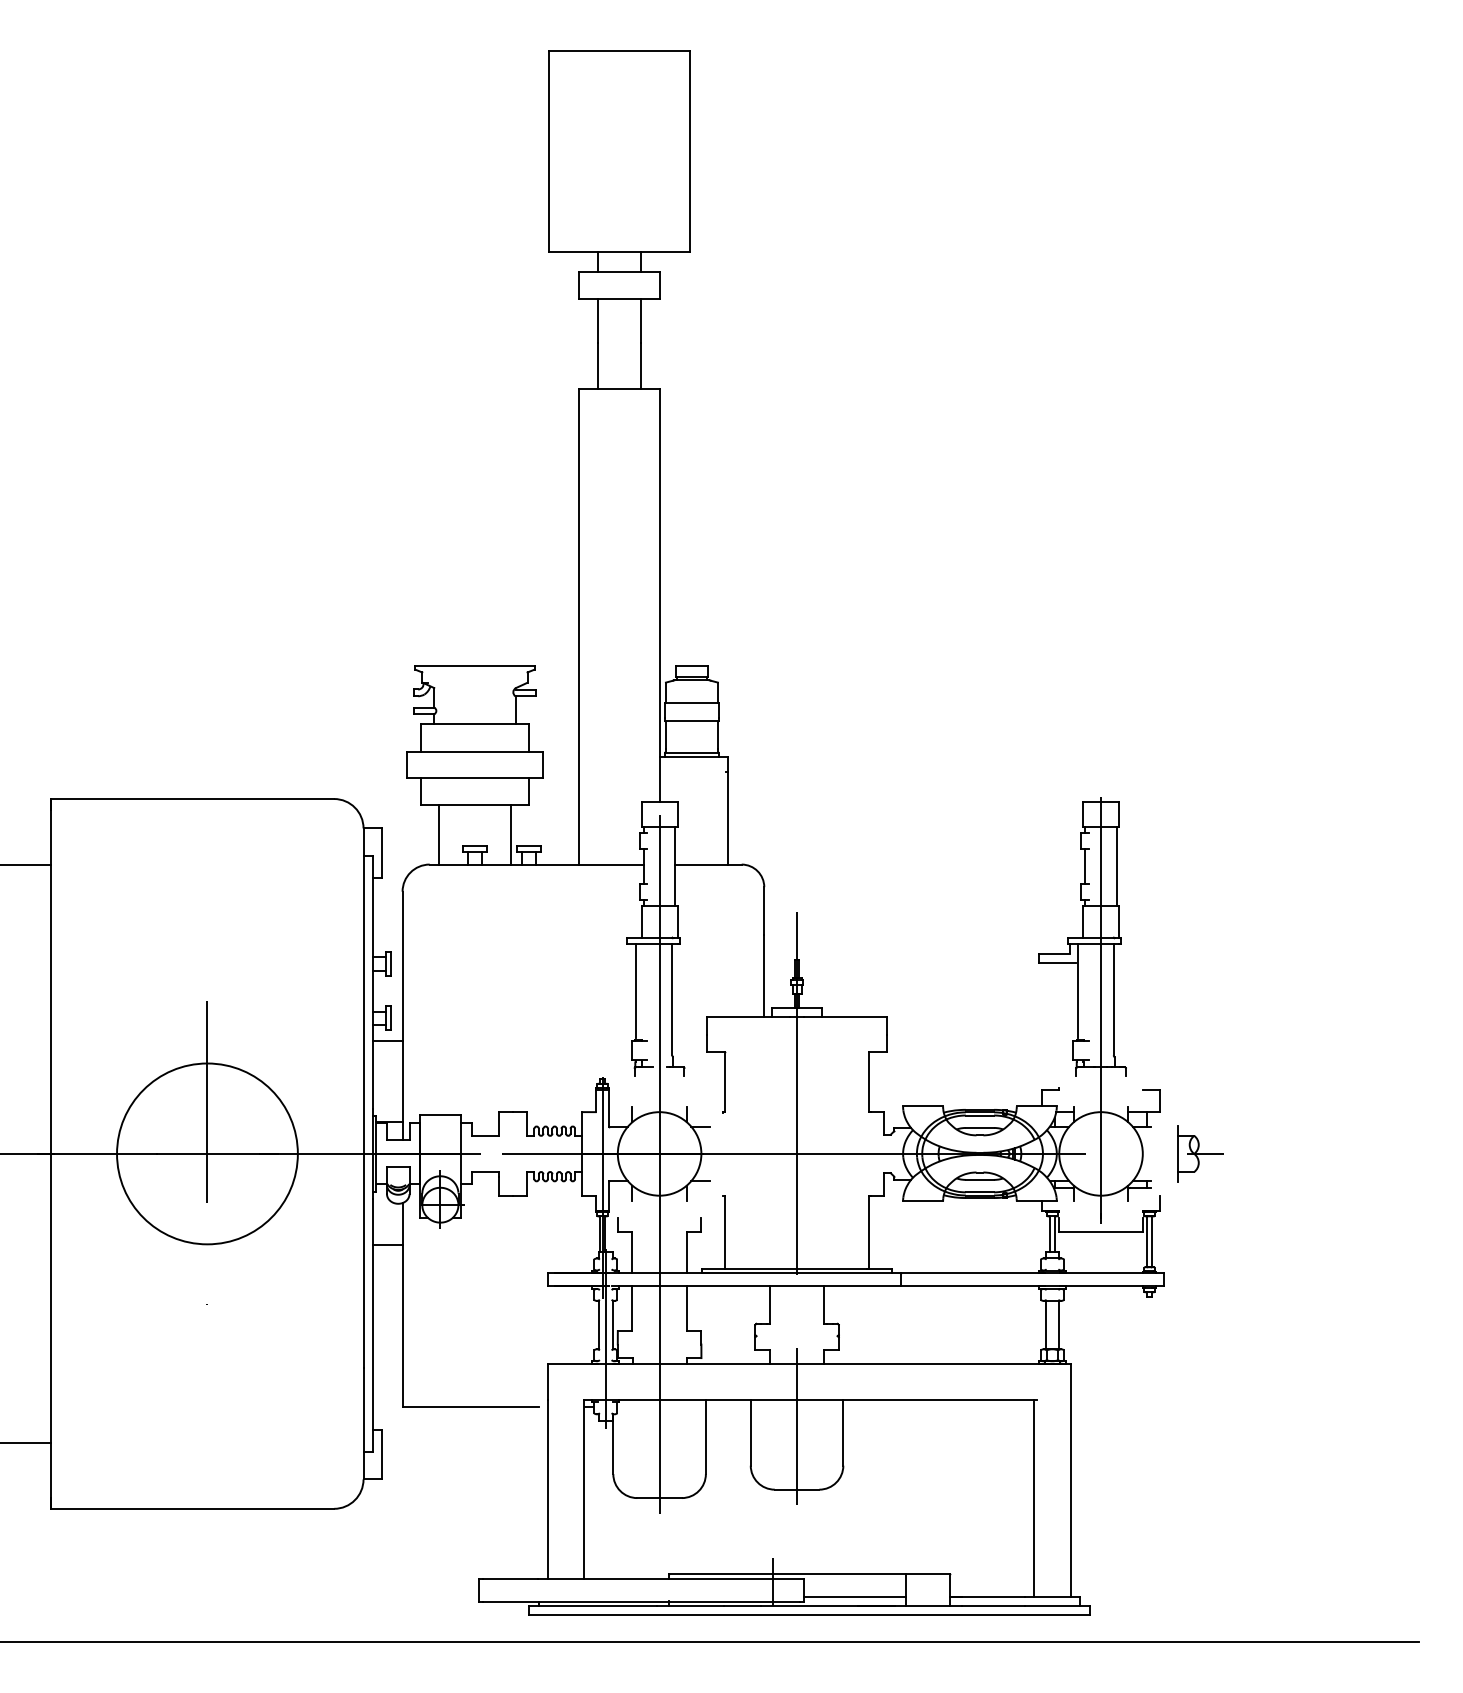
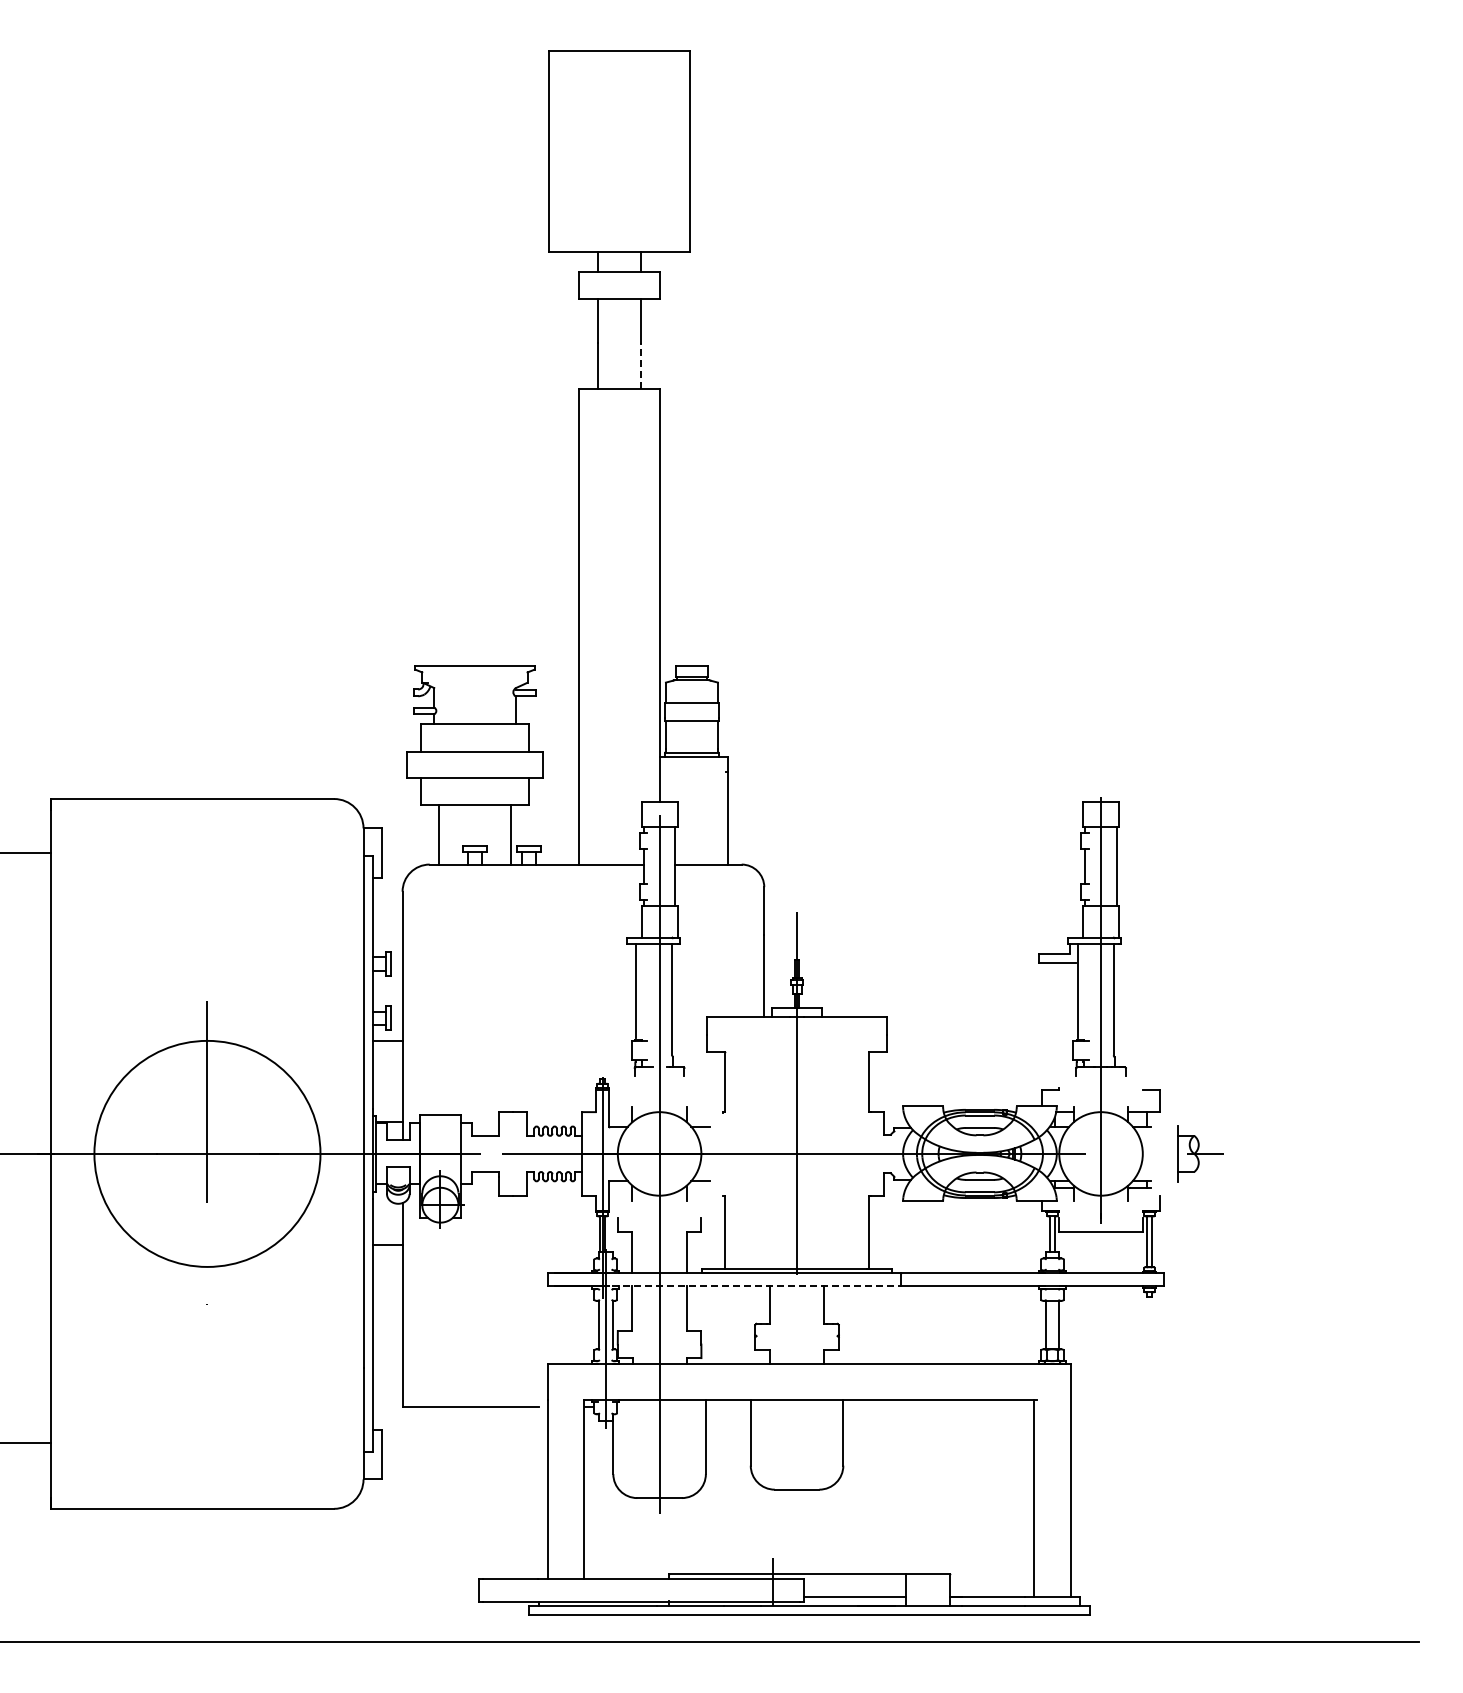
line: solid -> dashed (641, 365)
line position: (26, 864) -> (26, 852) (26, 852)
circle diameter: 181 px -> 226 px (207, 1153)
line: solid -> dashed (756, 1286)
line: present -> none (797, 1426)
